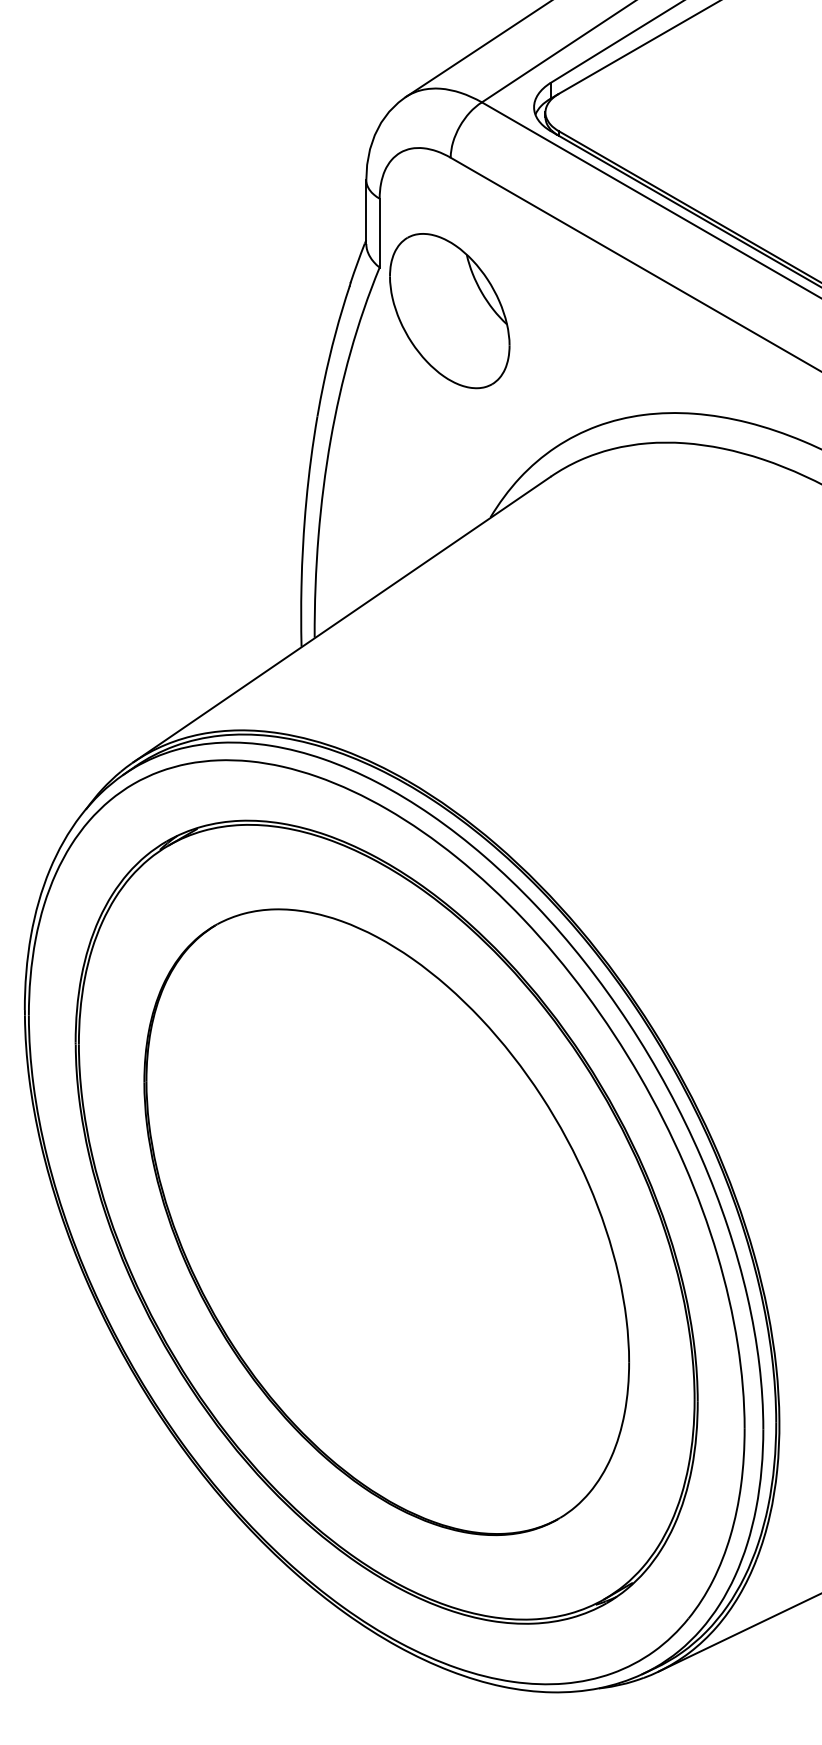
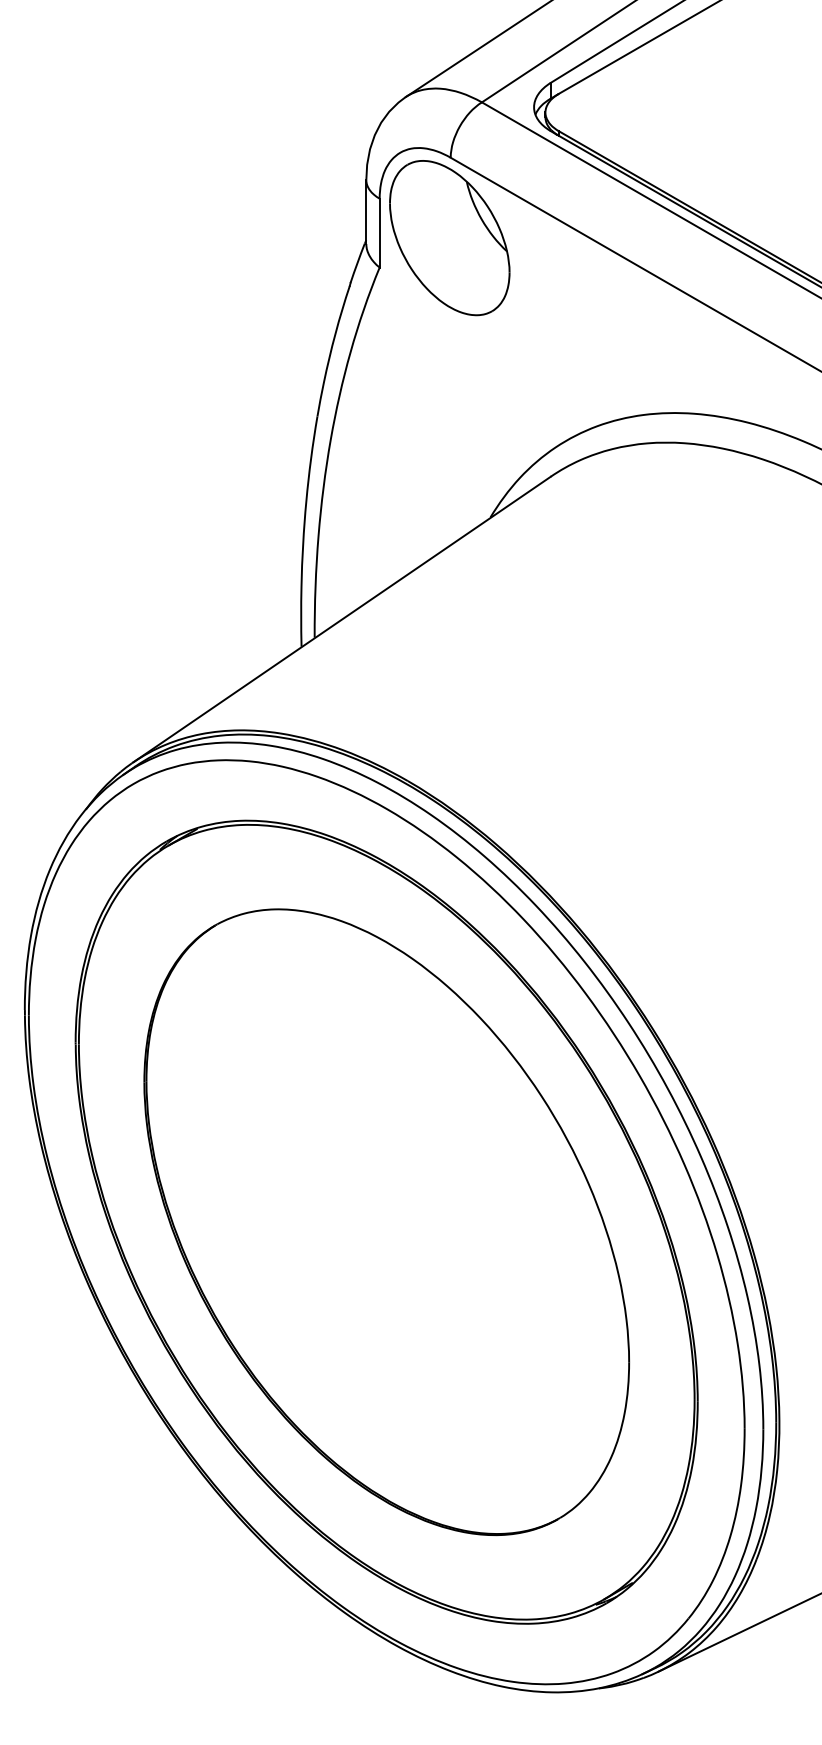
part position: (449, 311) -> (449, 238) (449, 238)
